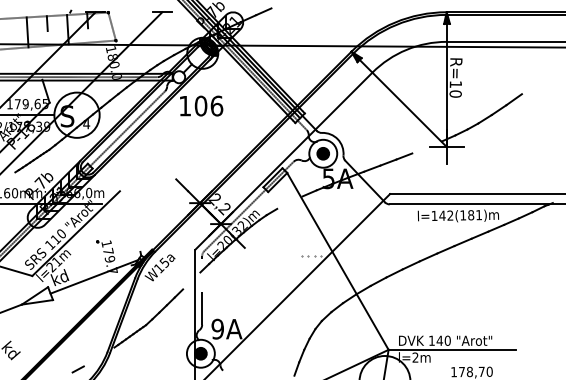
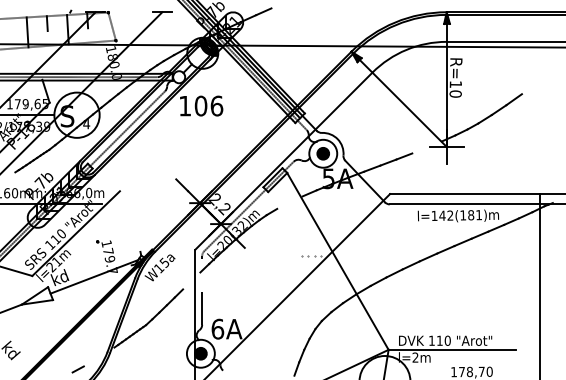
line: none -> present (540, 285)
text: 9A -> 6A (217, 328)
text: 140 -> 110 (439, 340)
